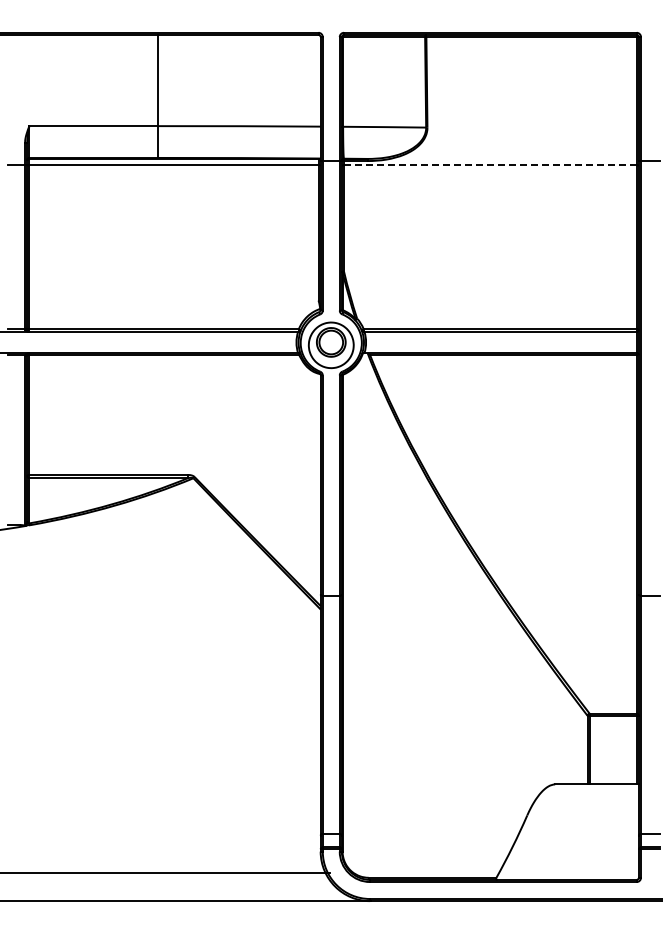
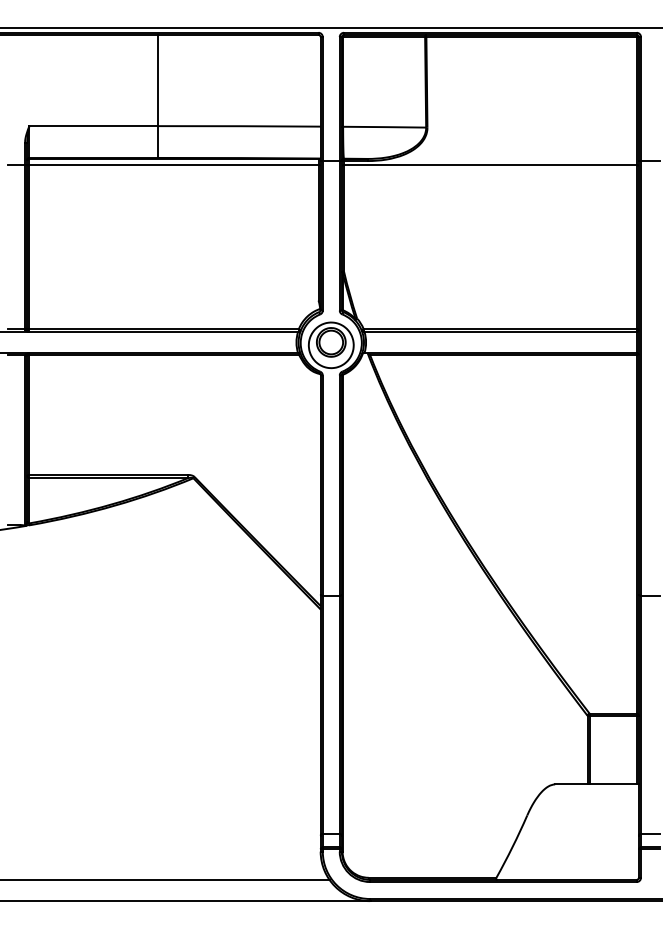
line: none -> present (330, 27)
line: dashed -> solid (489, 165)
line position: (165, 872) -> (165, 879) (165, 879)
